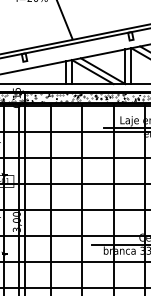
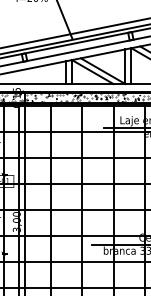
line: none -> present (74, 32)
line: none -> present (74, 50)
